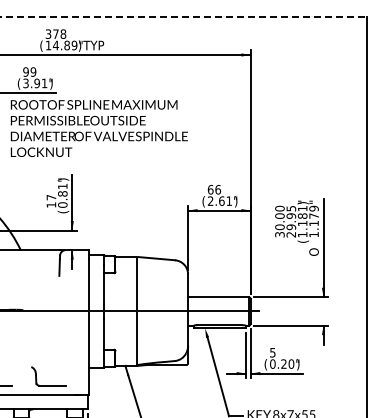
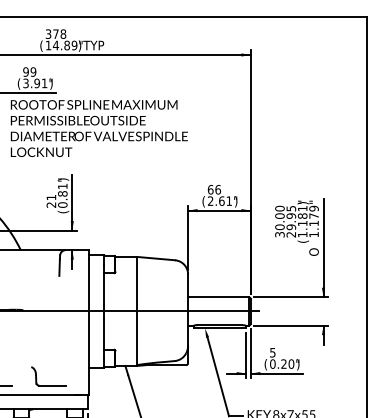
line: dashed -> solid (184, 17)
text: 17 -> 21 (51, 201)
